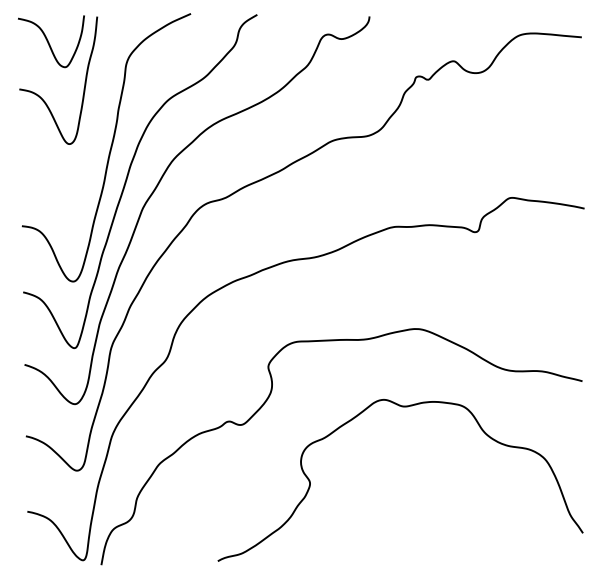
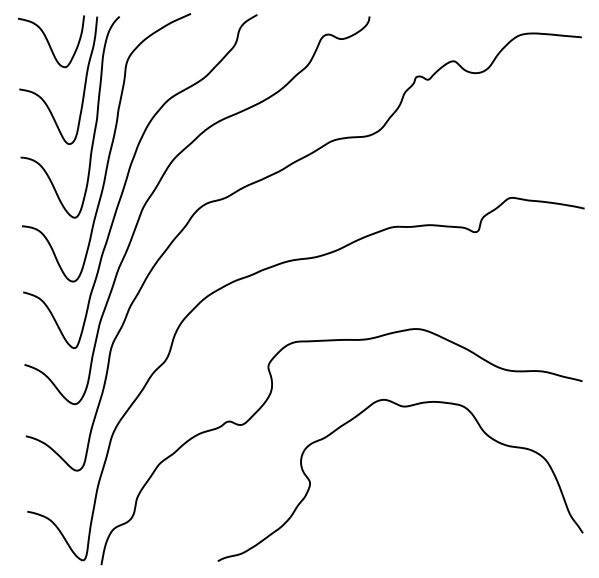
curve: none -> present (95, 120)
